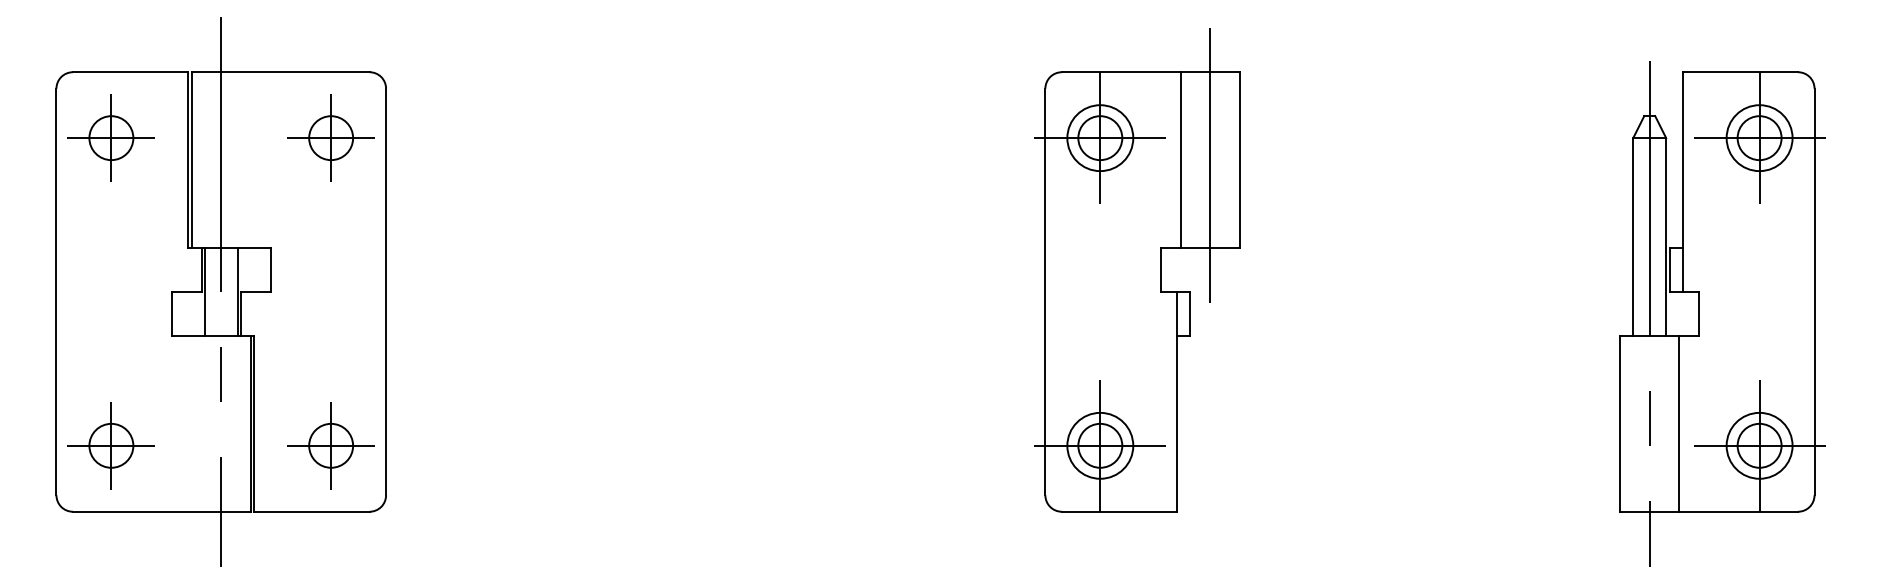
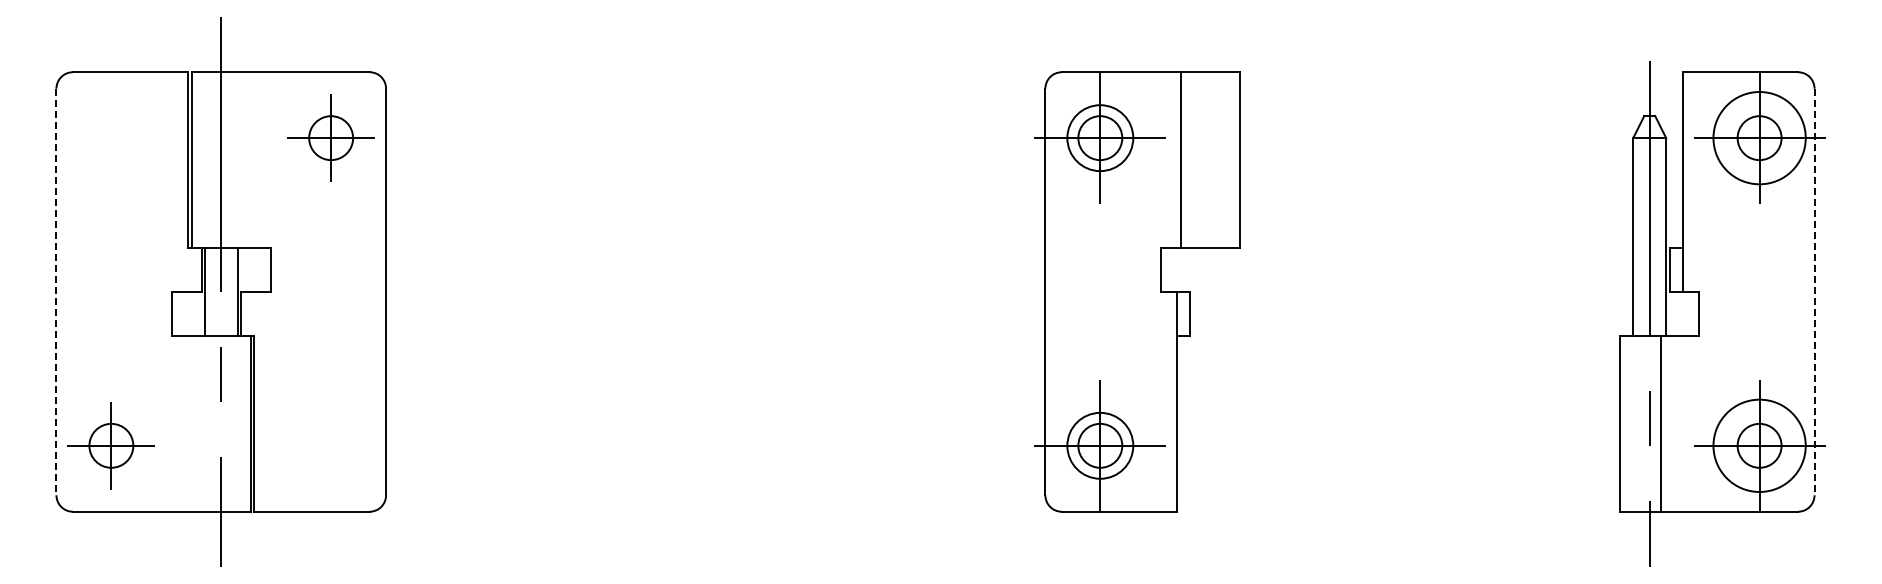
part: present -> none (110, 137)
circle diameter: 66 px -> 92 px (1759, 138)
line: present -> none (1210, 159)
line: solid -> dashed (56, 292)
line: solid -> dashed (1814, 292)
line position: (1679, 423) -> (1661, 423) (1661, 423)
part: present -> none (330, 445)
circle diameter: 66 px -> 92 px (1759, 445)
